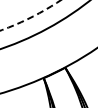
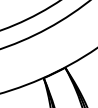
circle: dashed -> solid (30, 15)
